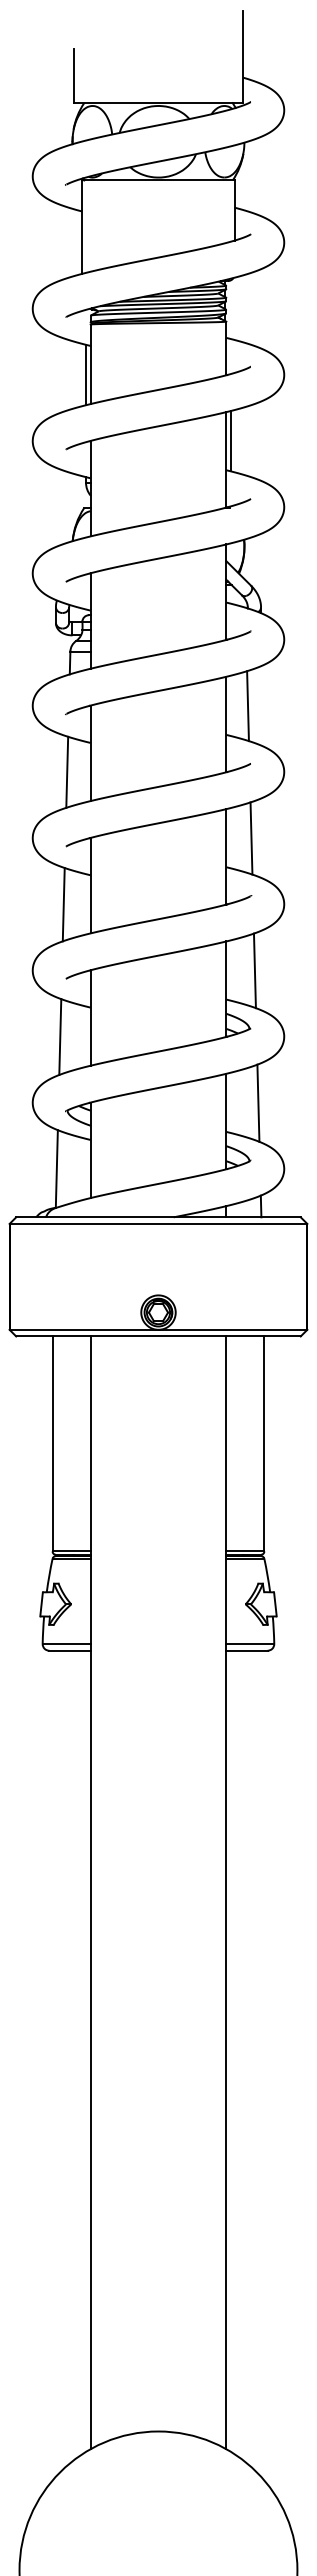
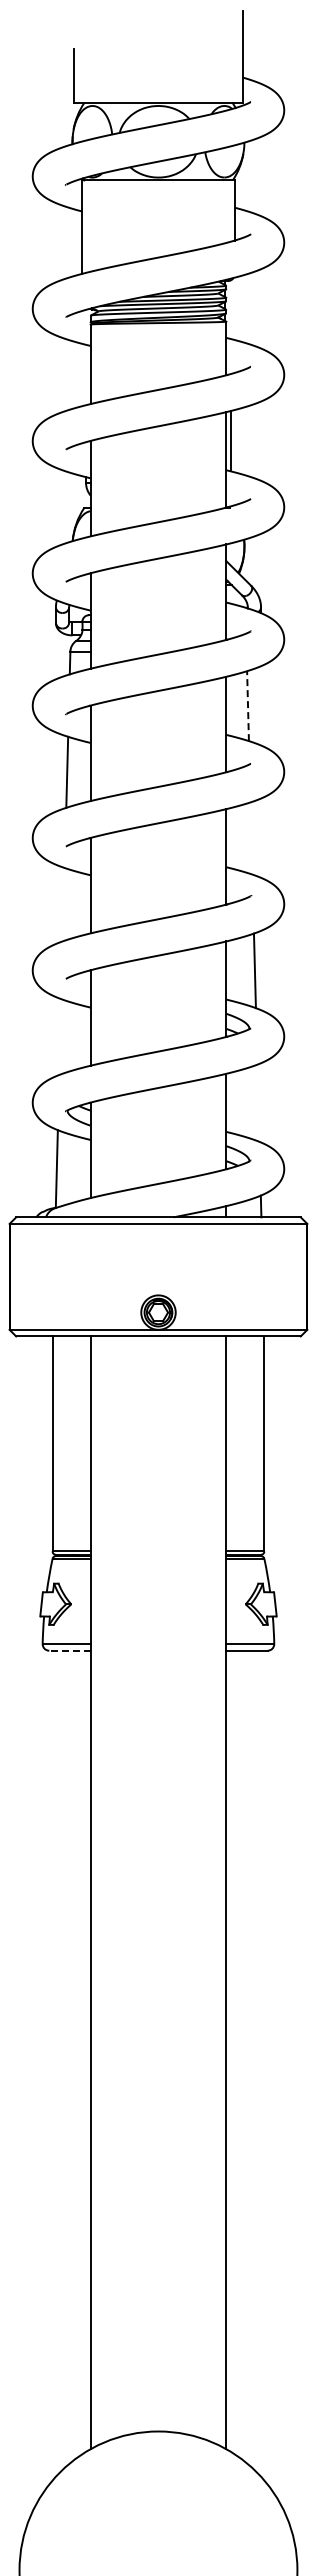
line: present -> none (86, 374)
line: solid -> dashed (248, 706)
line: present -> none (251, 838)
line: present -> none (63, 904)
line: present -> none (60, 1037)
line: present -> none (258, 1102)
line: solid -> dashed (69, 1650)
